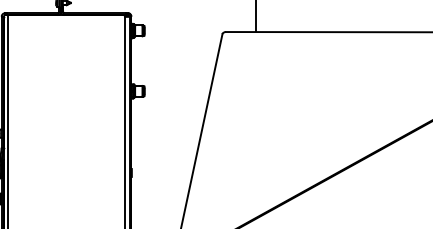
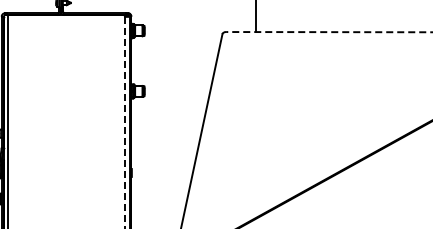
line: solid -> dashed (328, 32)
line: solid -> dashed (125, 122)
